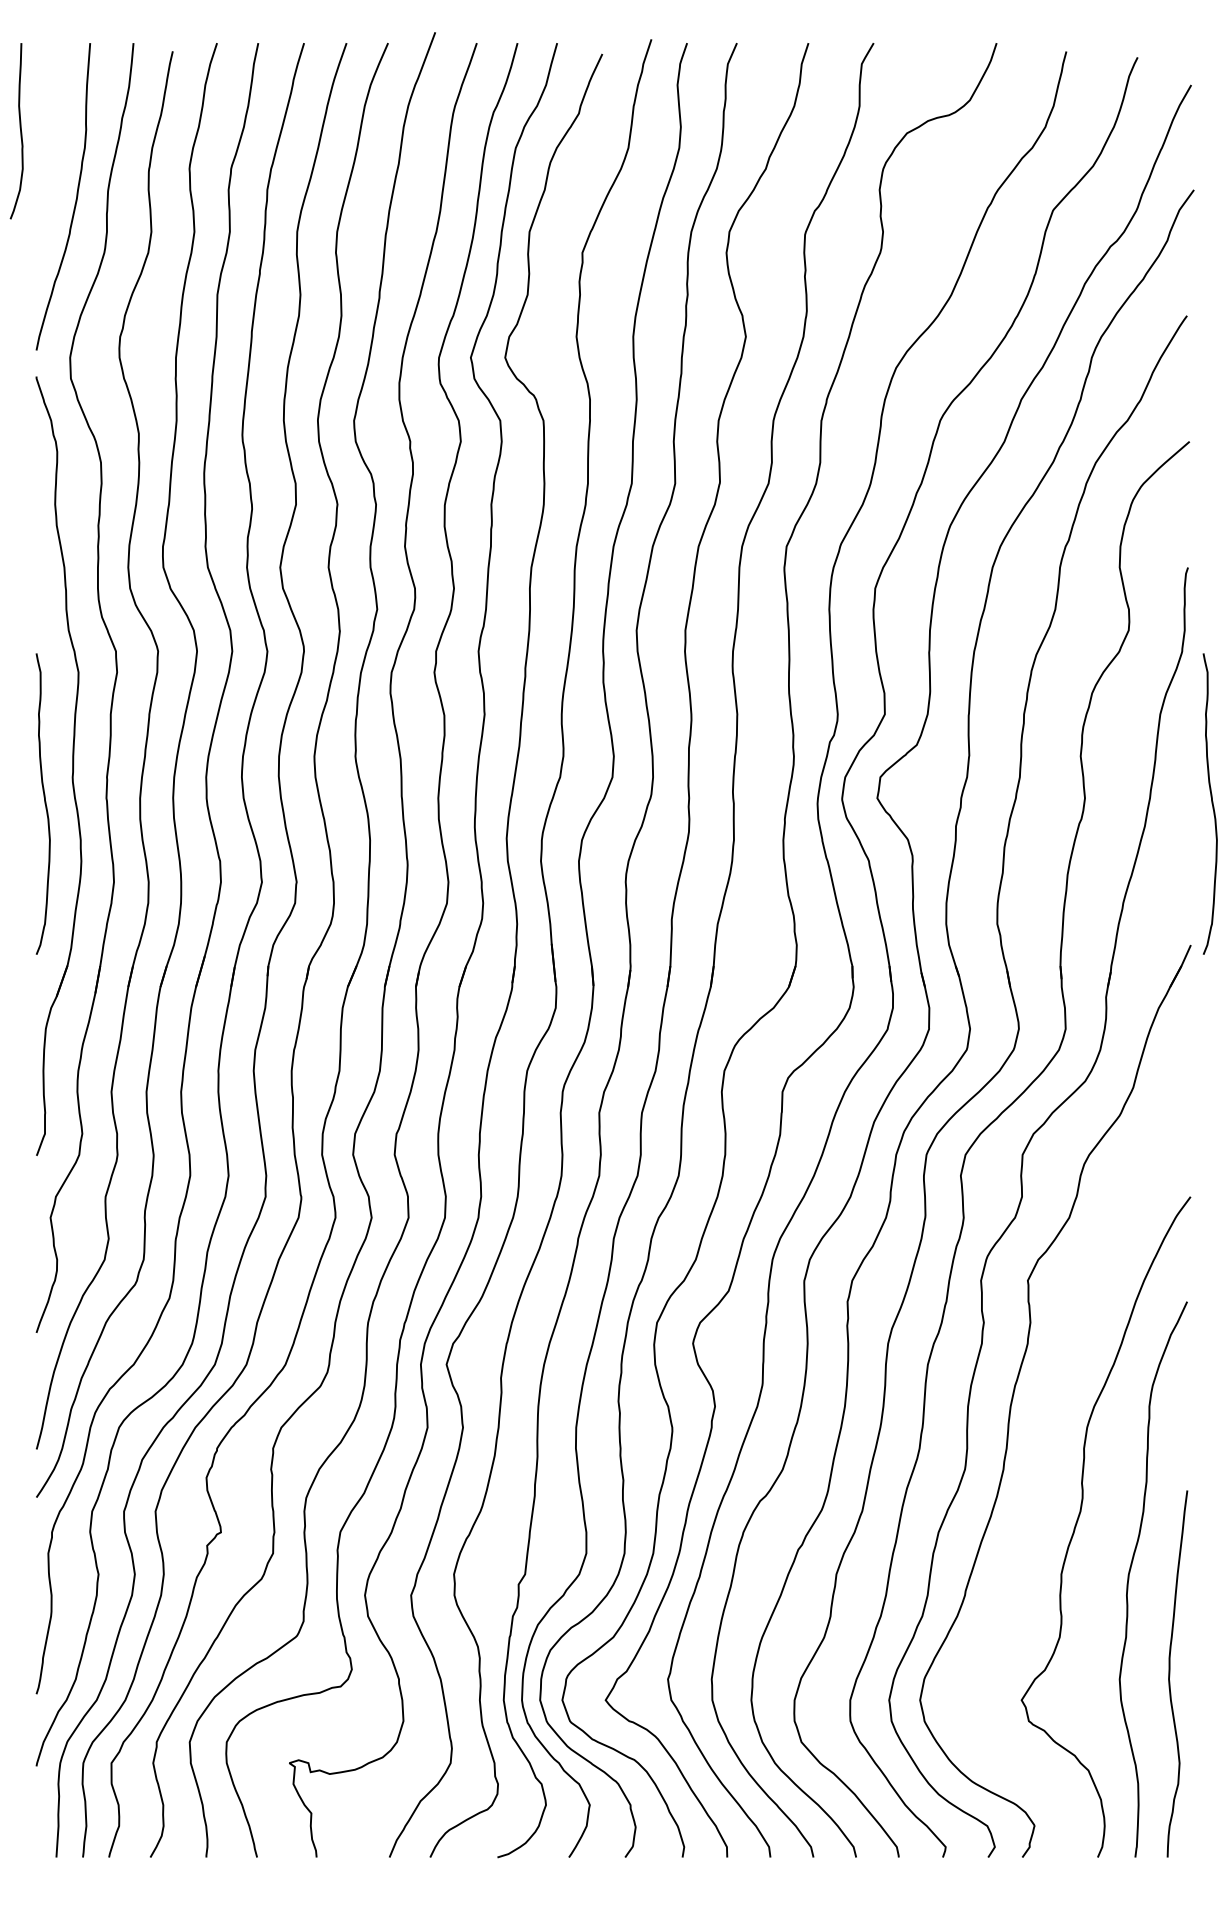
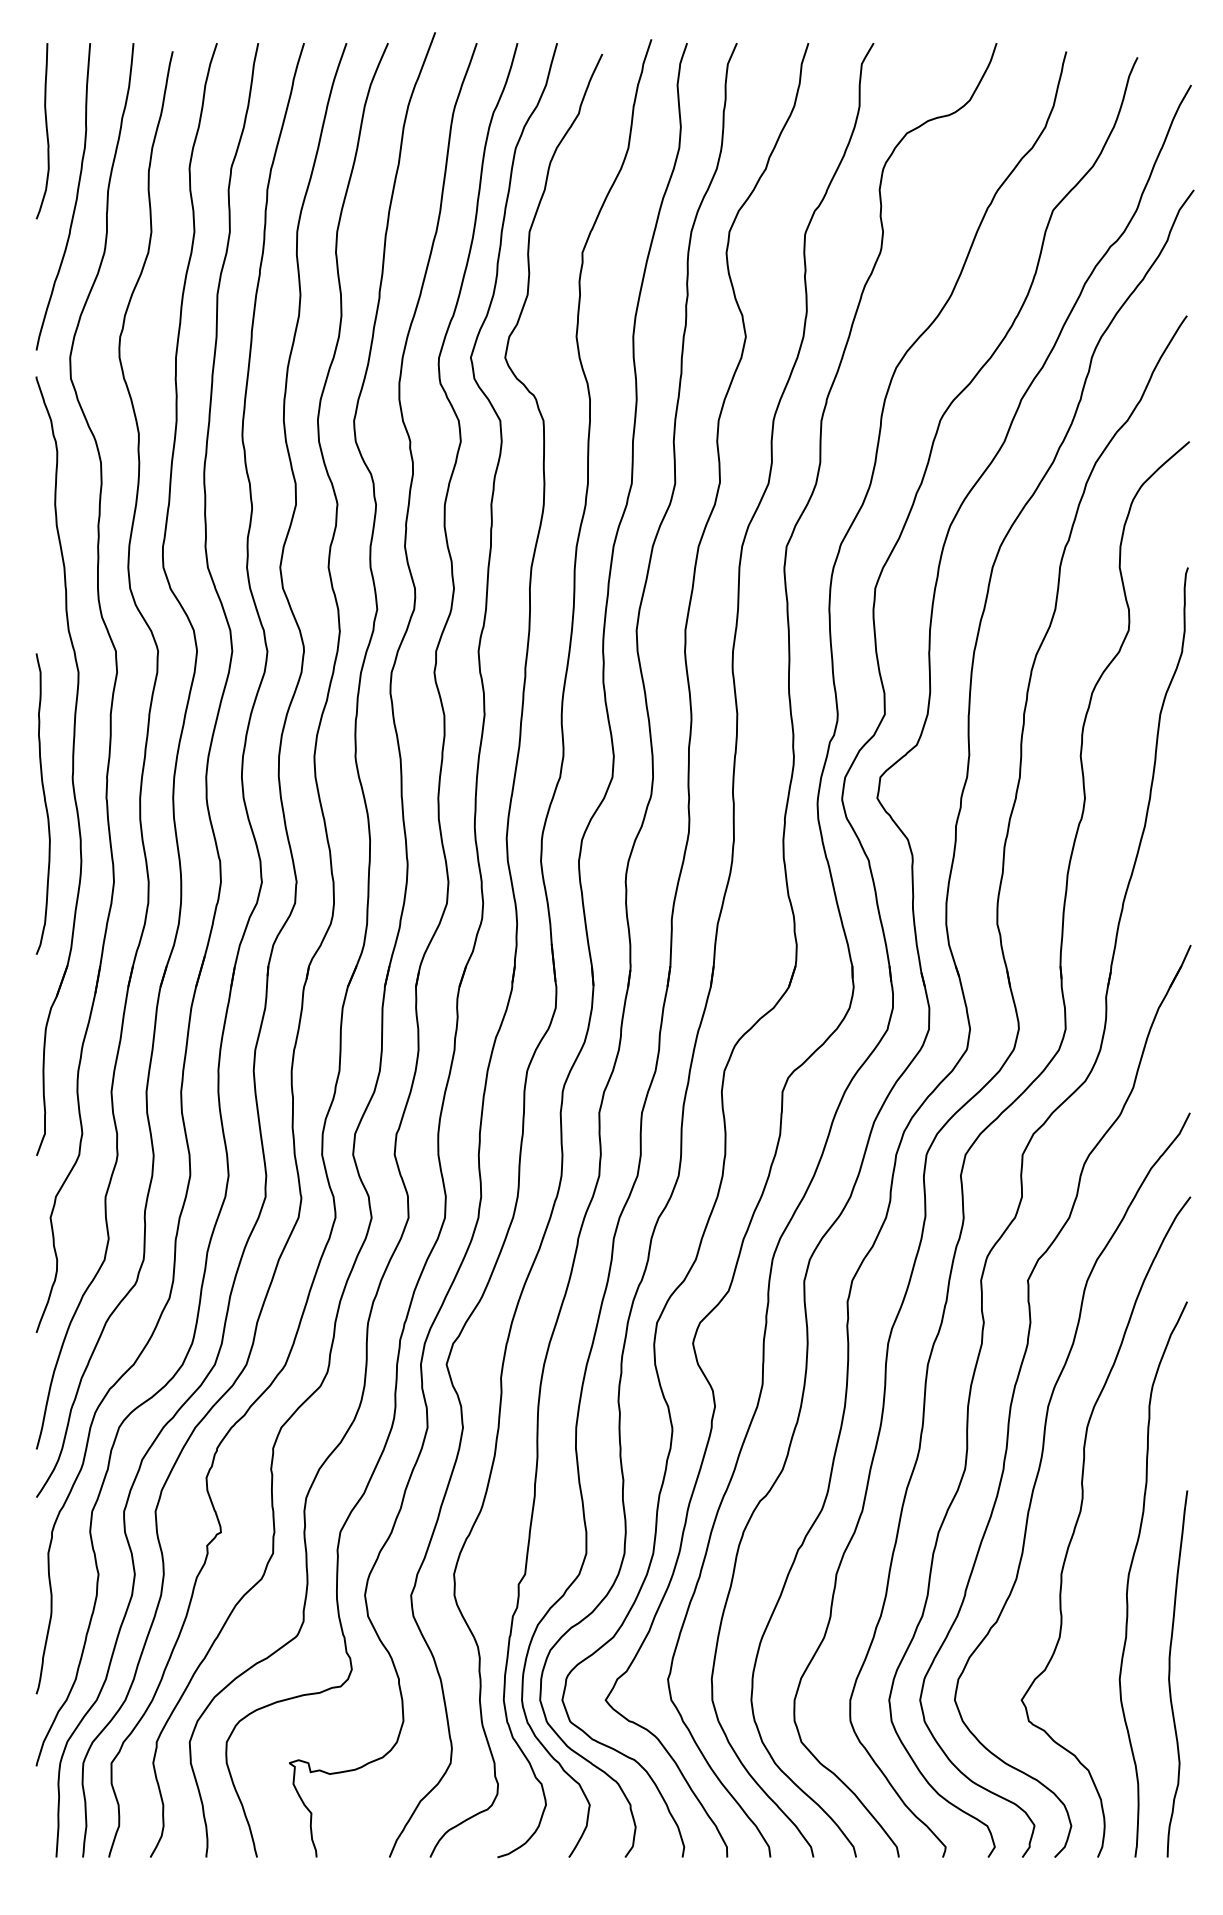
curve position: (20, 131) -> (46, 131) (46, 131)
curve: present -> none (1211, 803)
curve: none -> present (1039, 1472)
